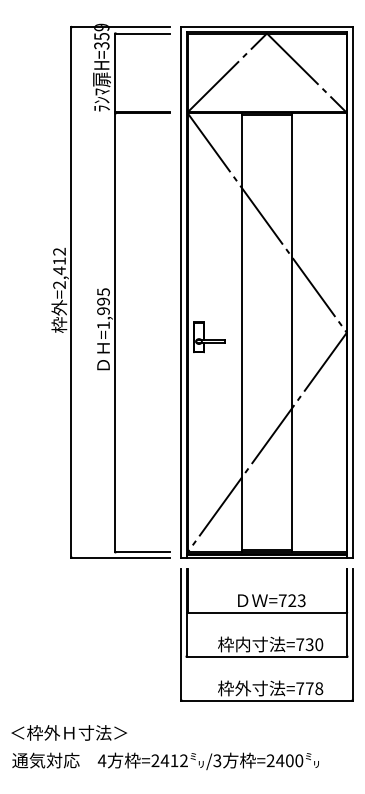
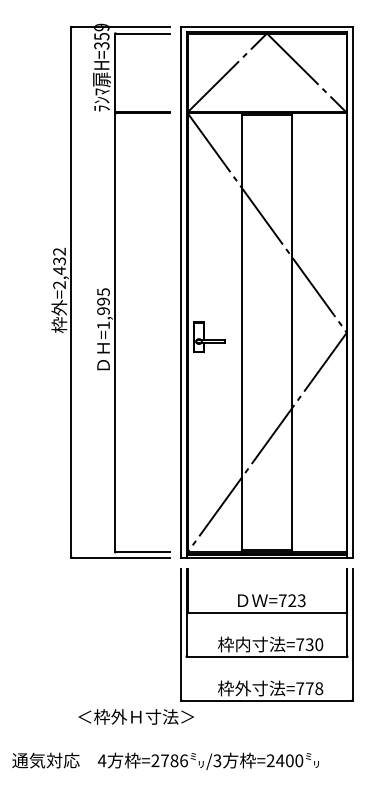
text: =2,412 -> =2,432 (59, 261)
text position: (68, 732) -> (135, 716) (135, 716)
text: =2412 -> =2786 (173, 760)
